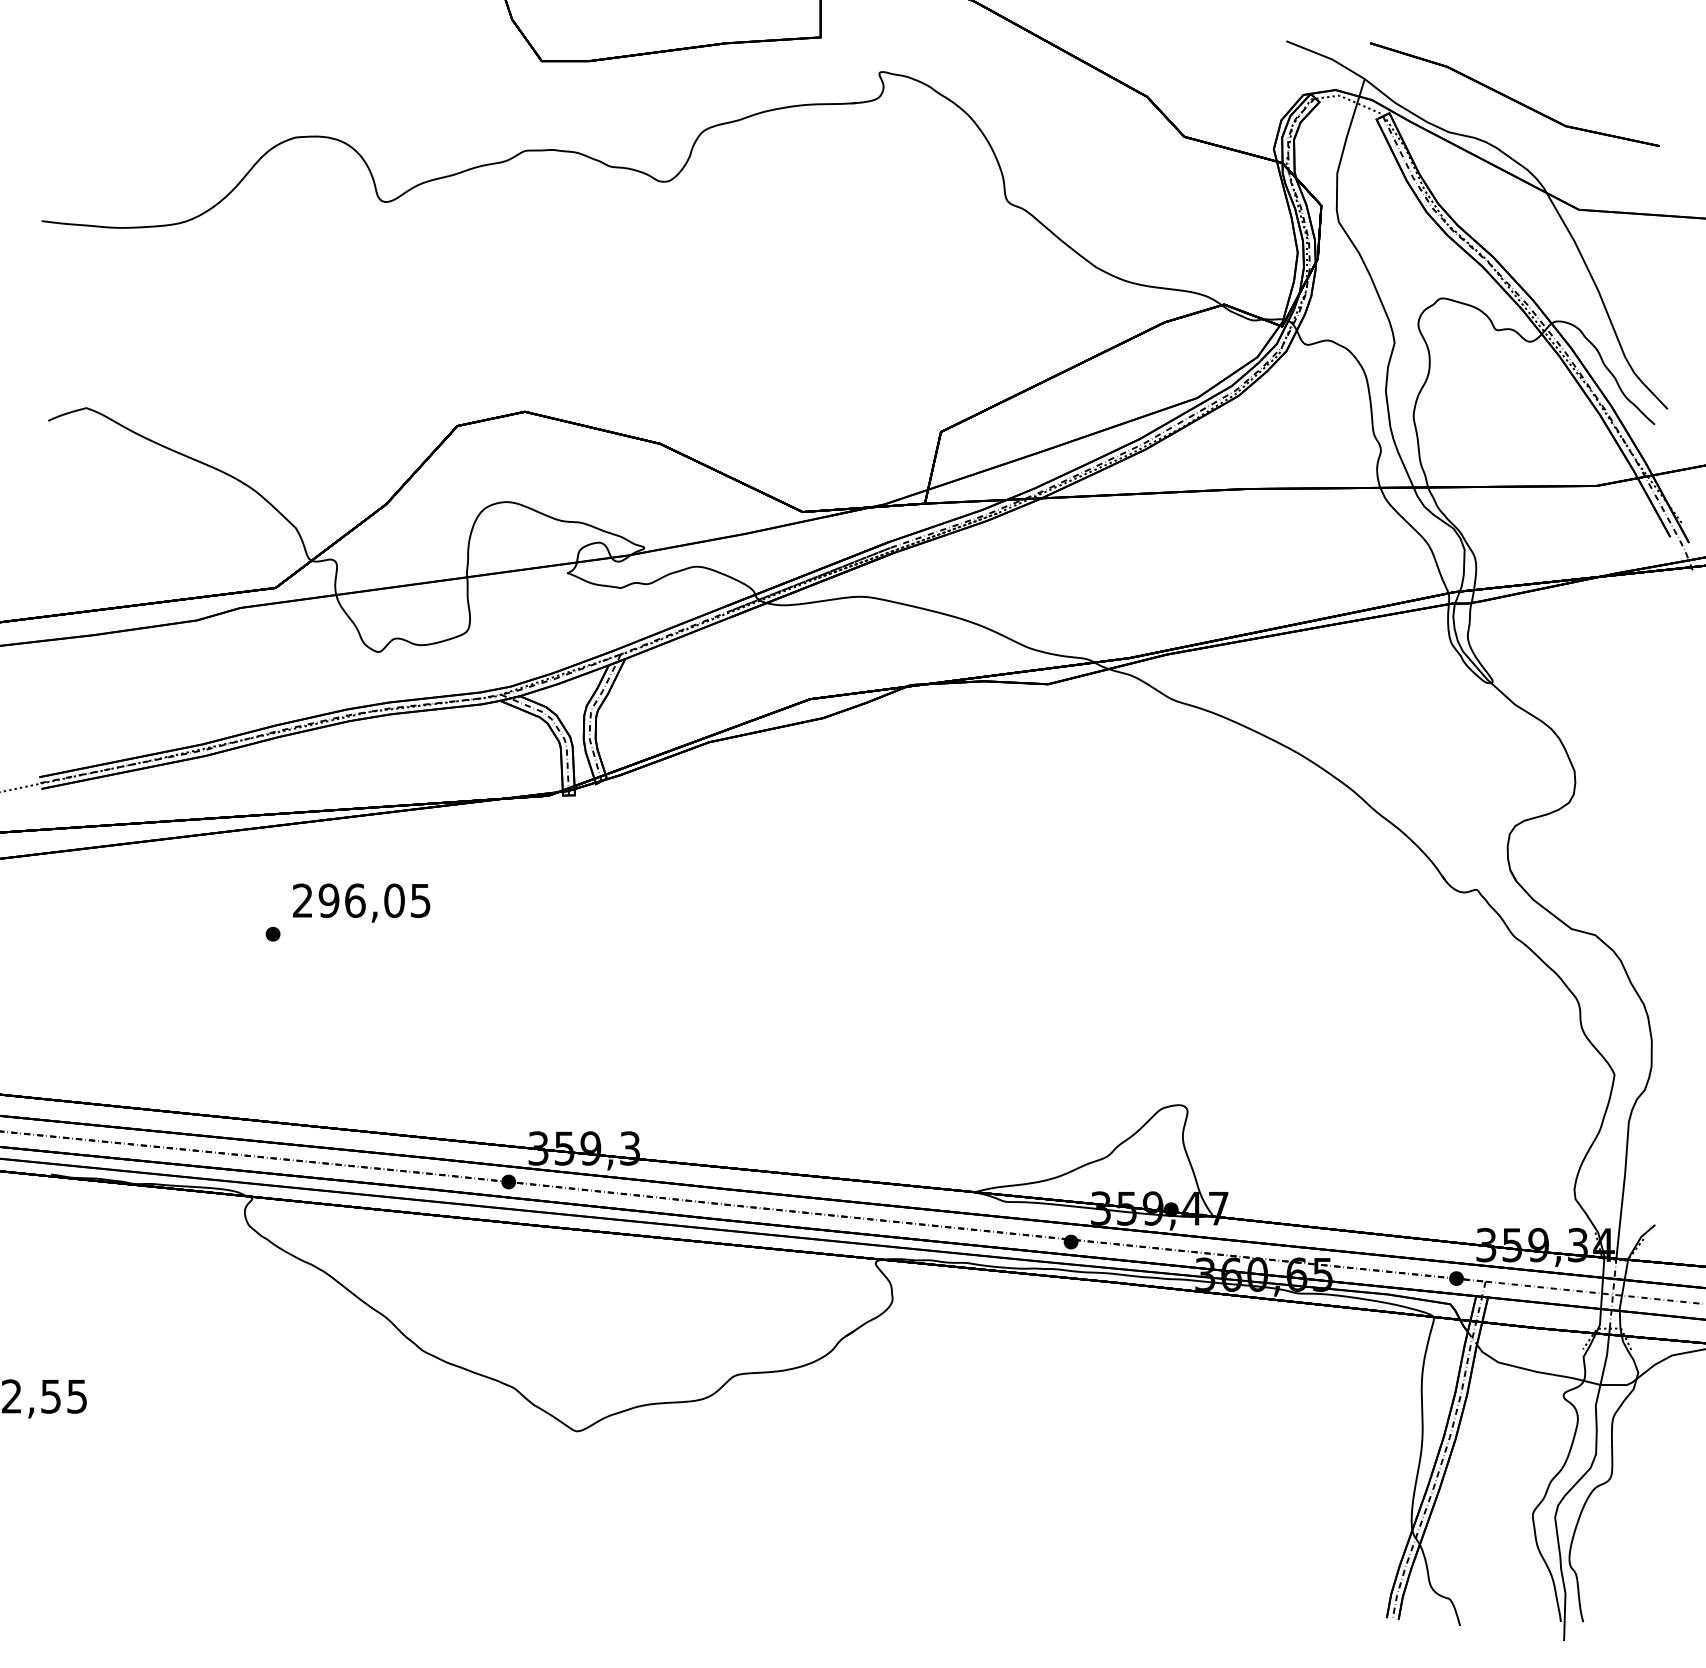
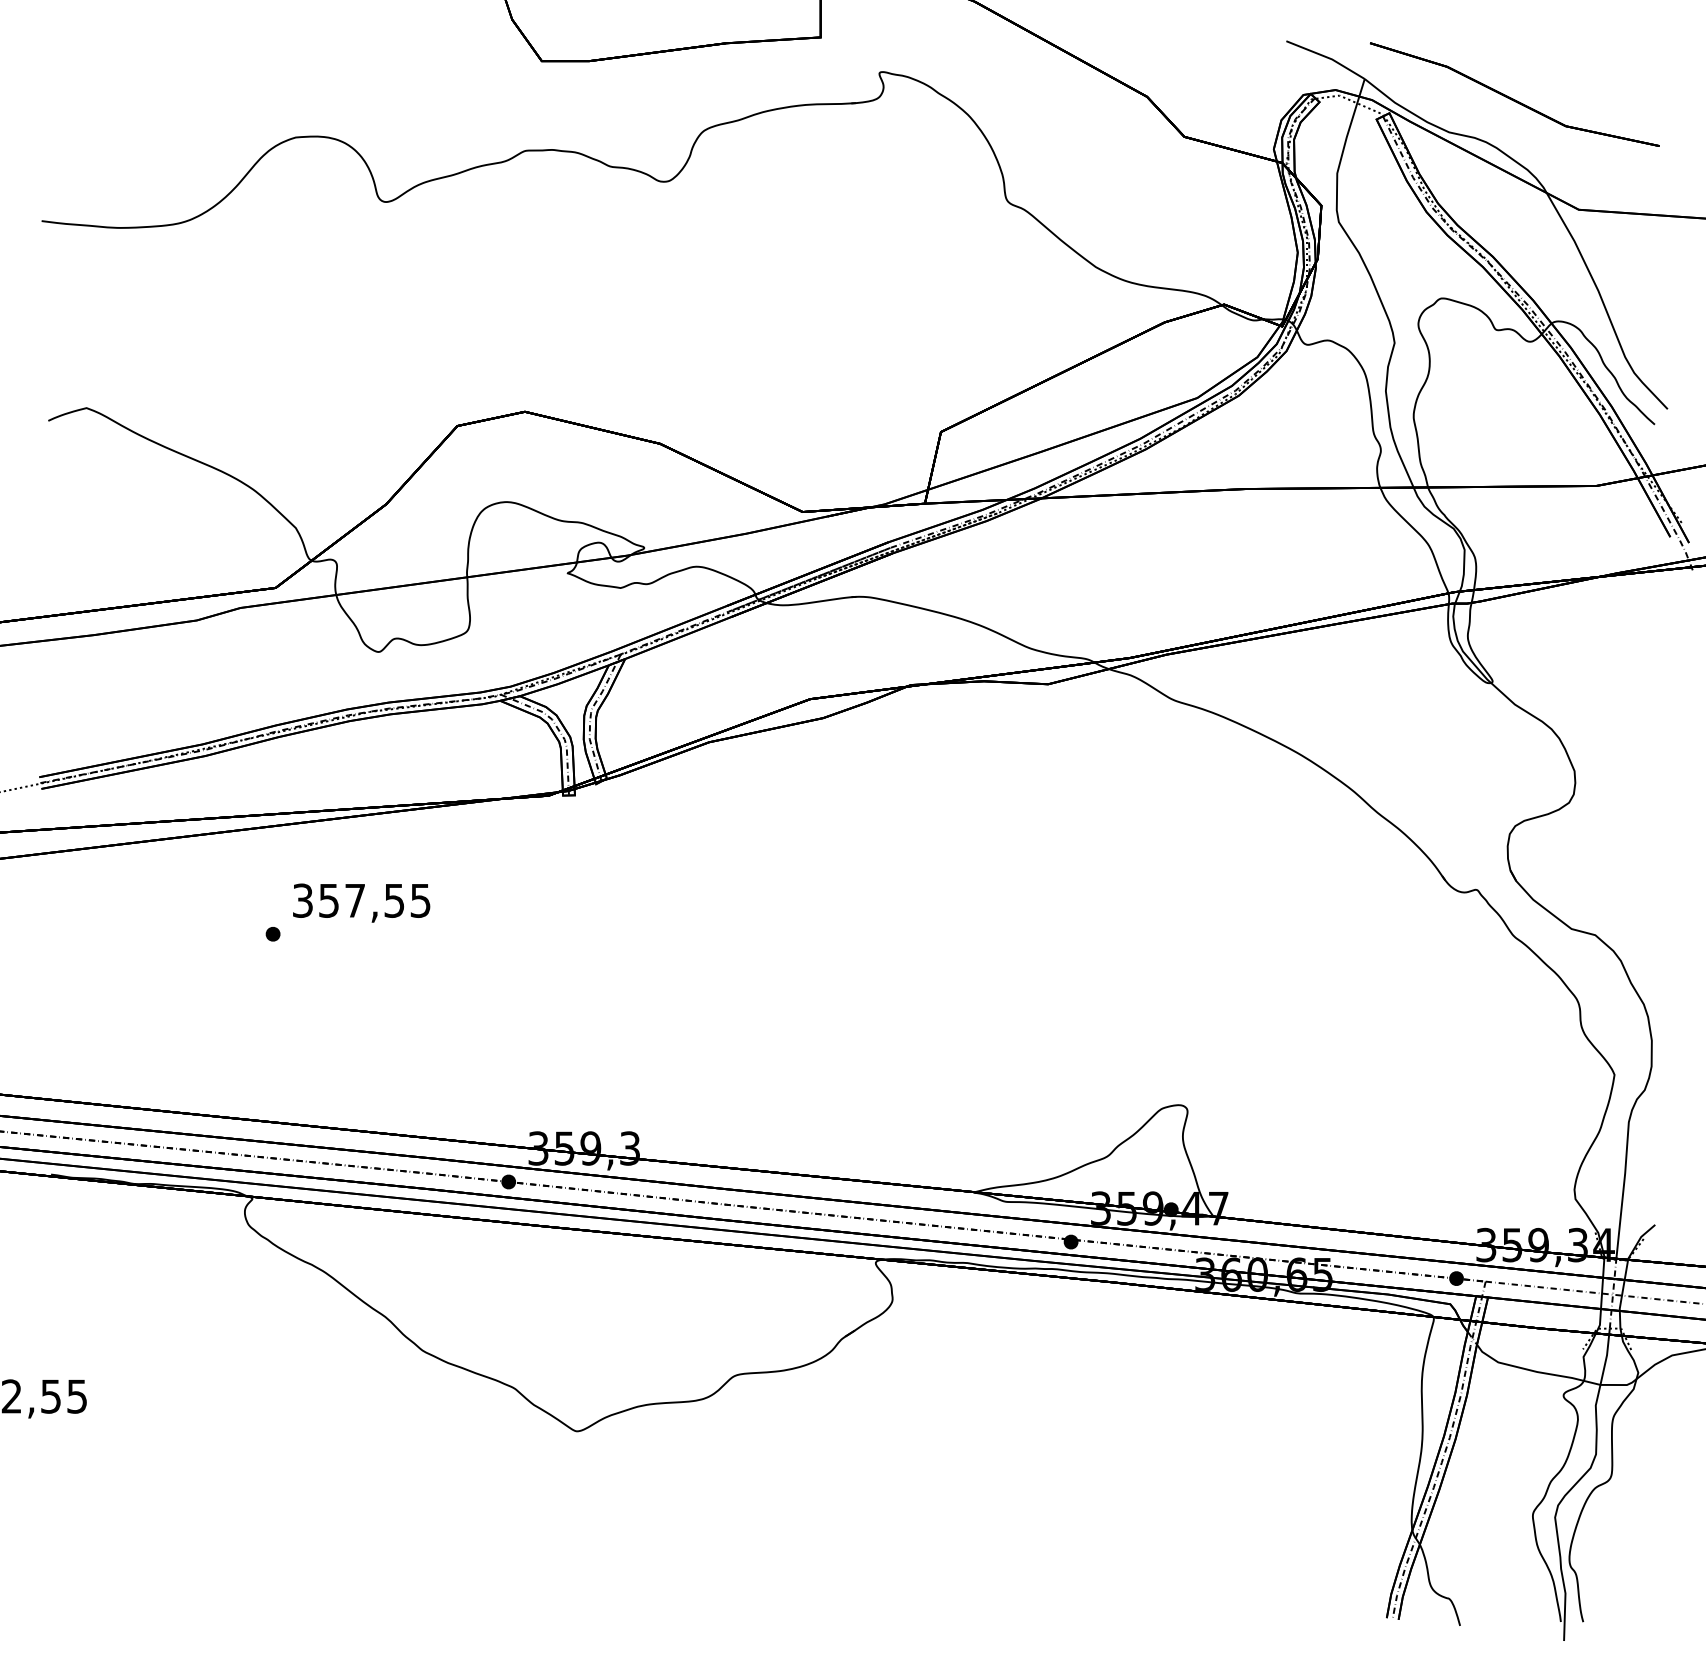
text: 296,05 -> 357,55 (348, 900)
